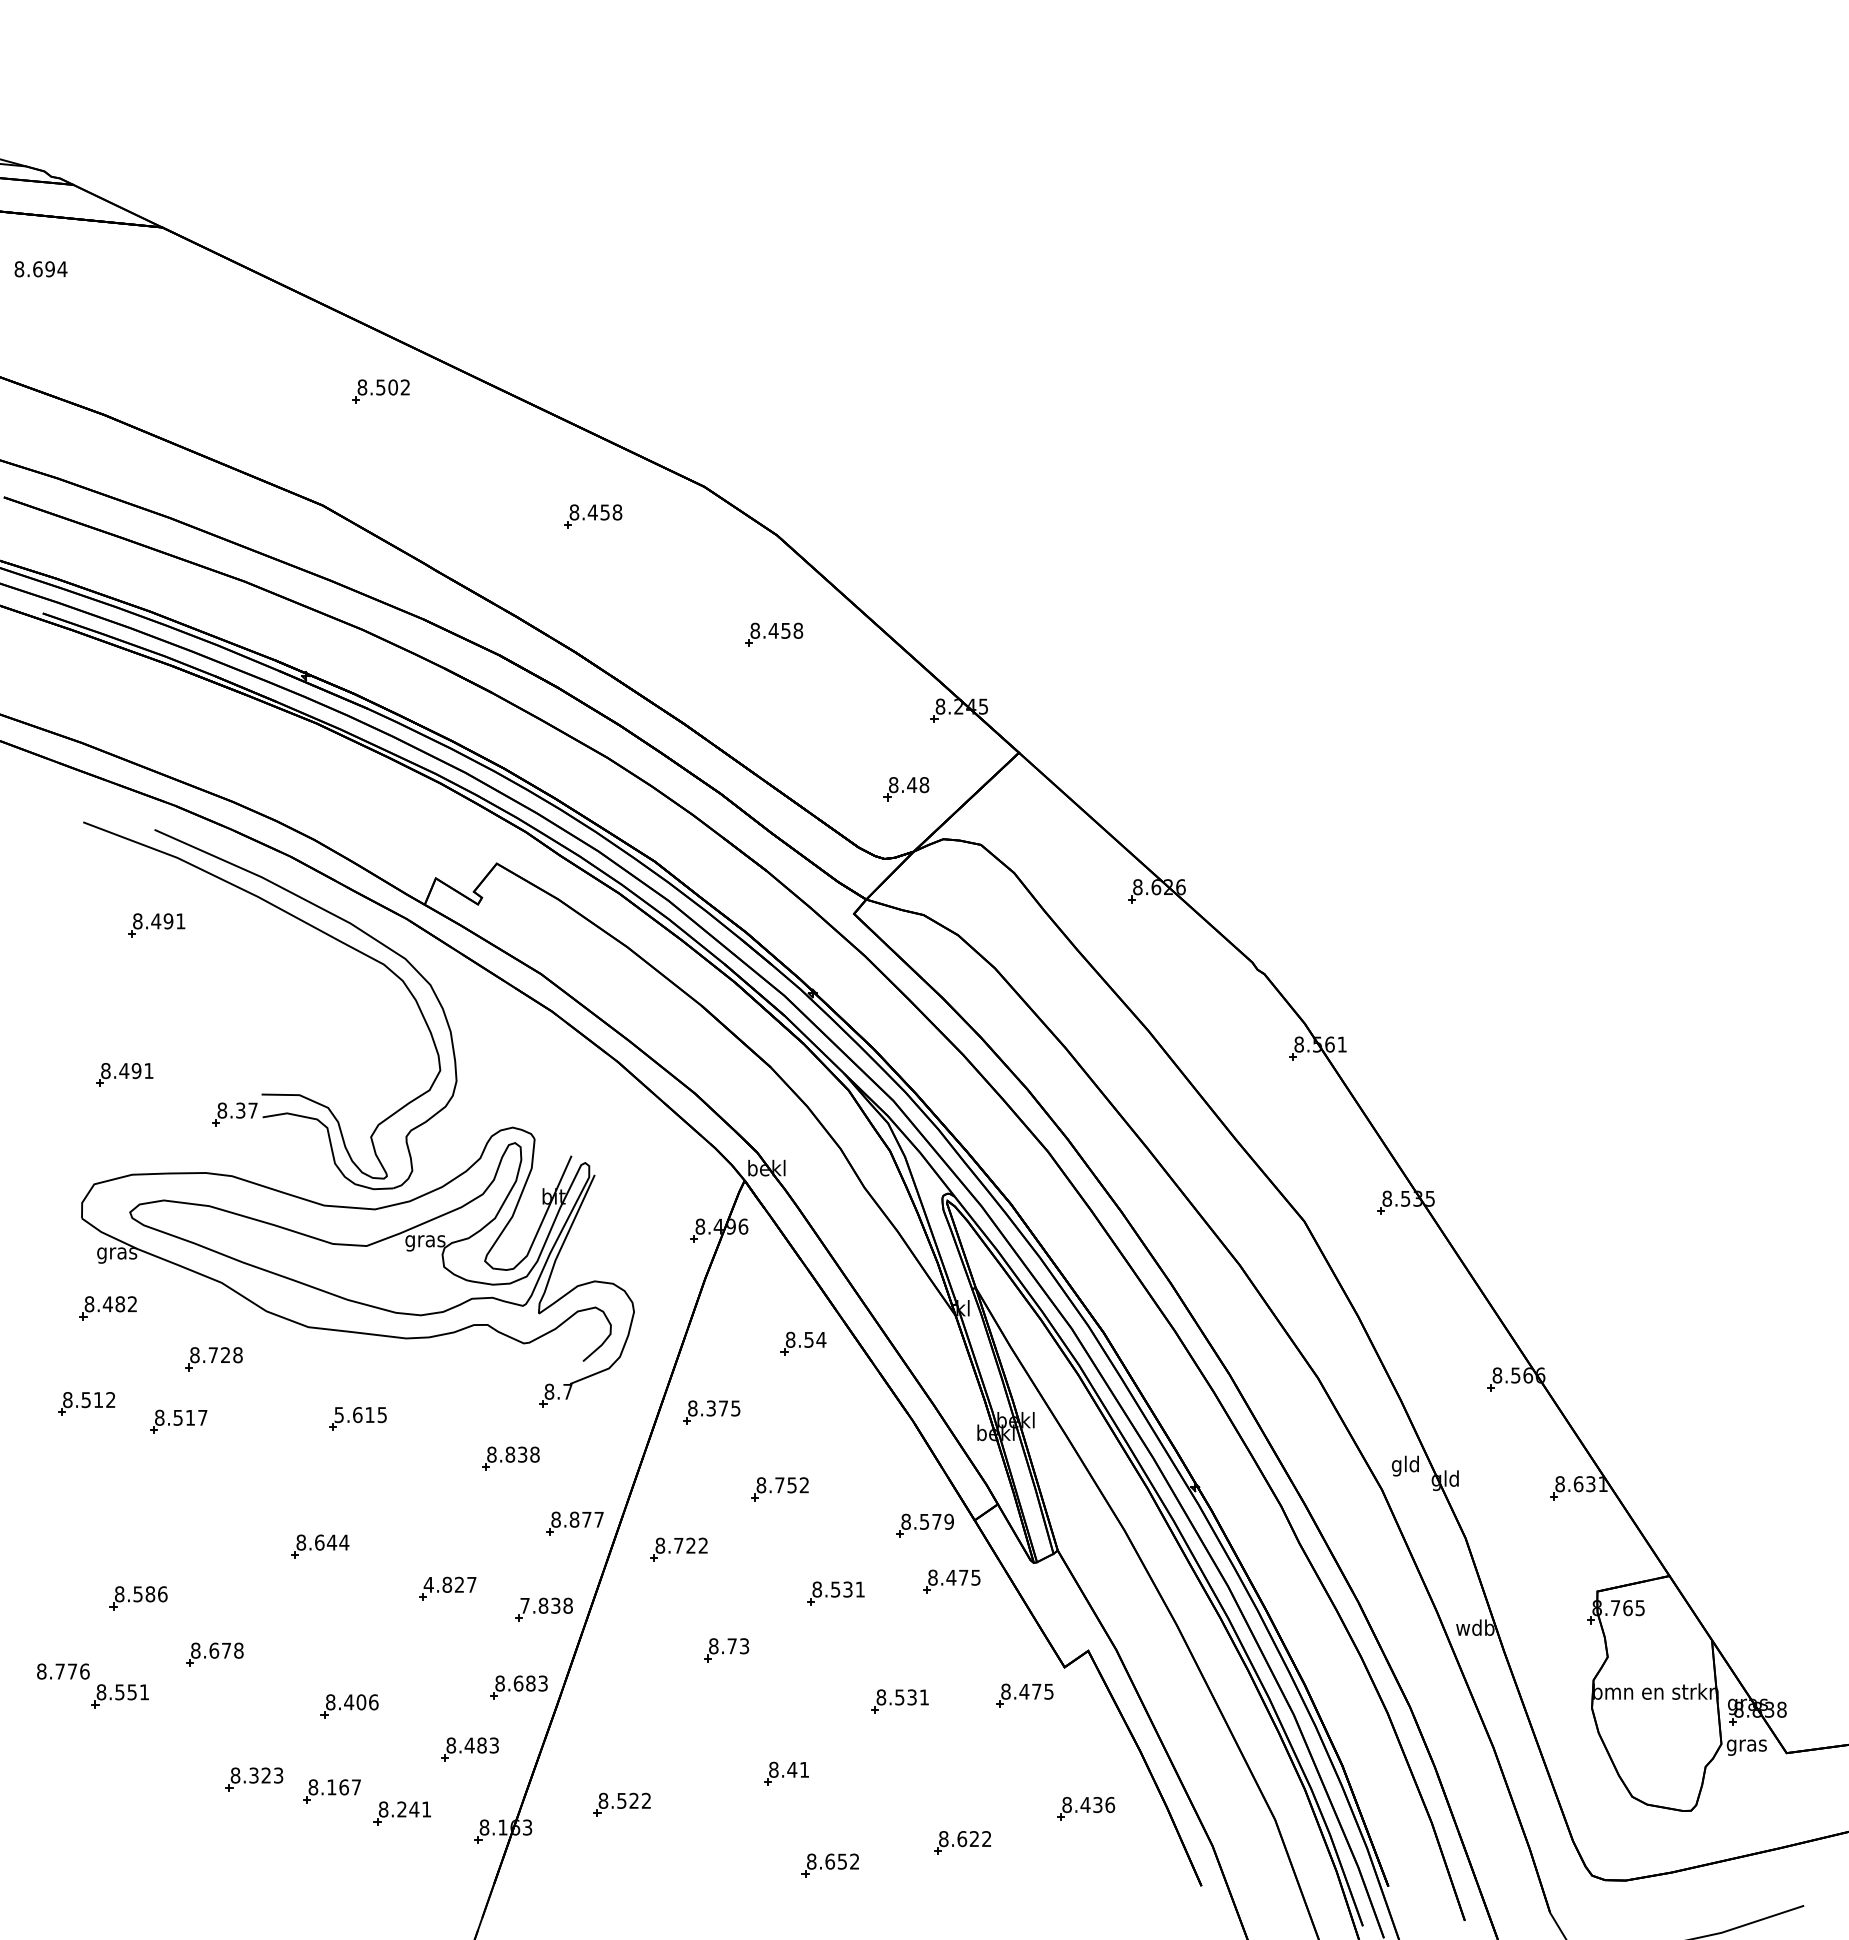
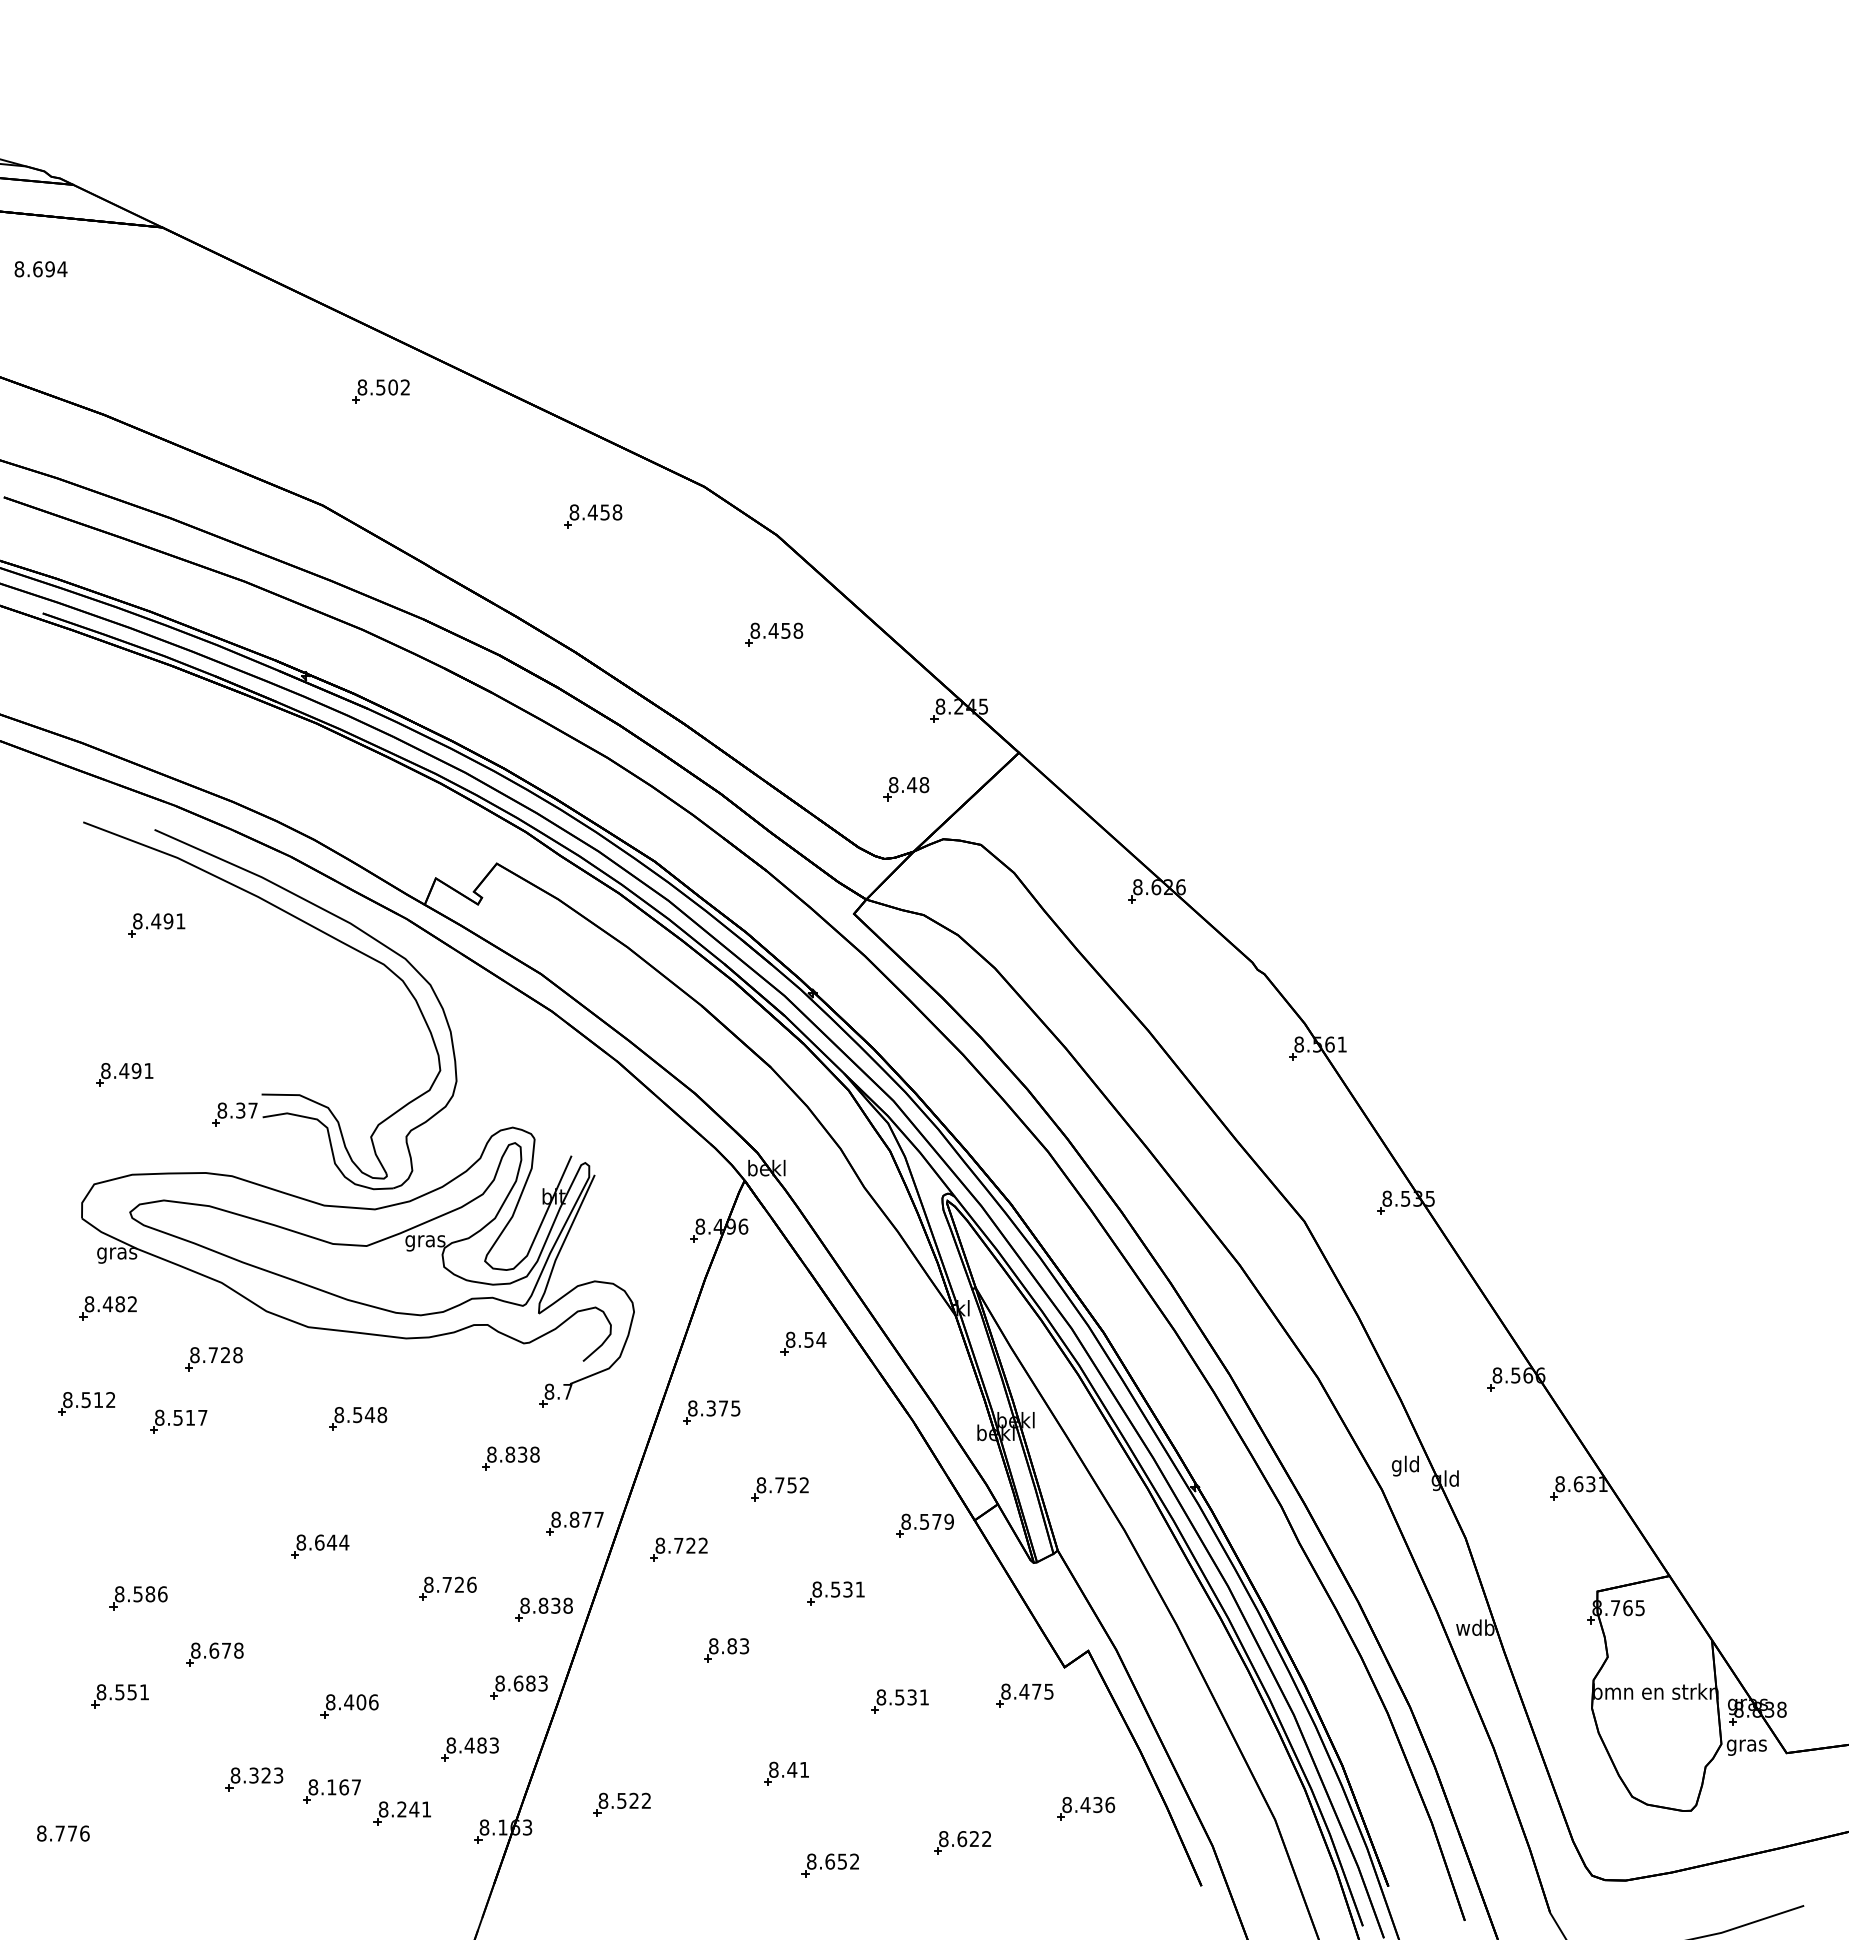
text: 5.615 -> 8.548 (360, 1415)
part: present -> none (951, 1581)
text: 4.827 -> 8.726 (449, 1584)
text: 7.838 -> 8.838 (524, 1605)
text: 8.73 -> 8.83 (731, 1646)
text position: (63, 1671) -> (63, 1833) (63, 1833)
